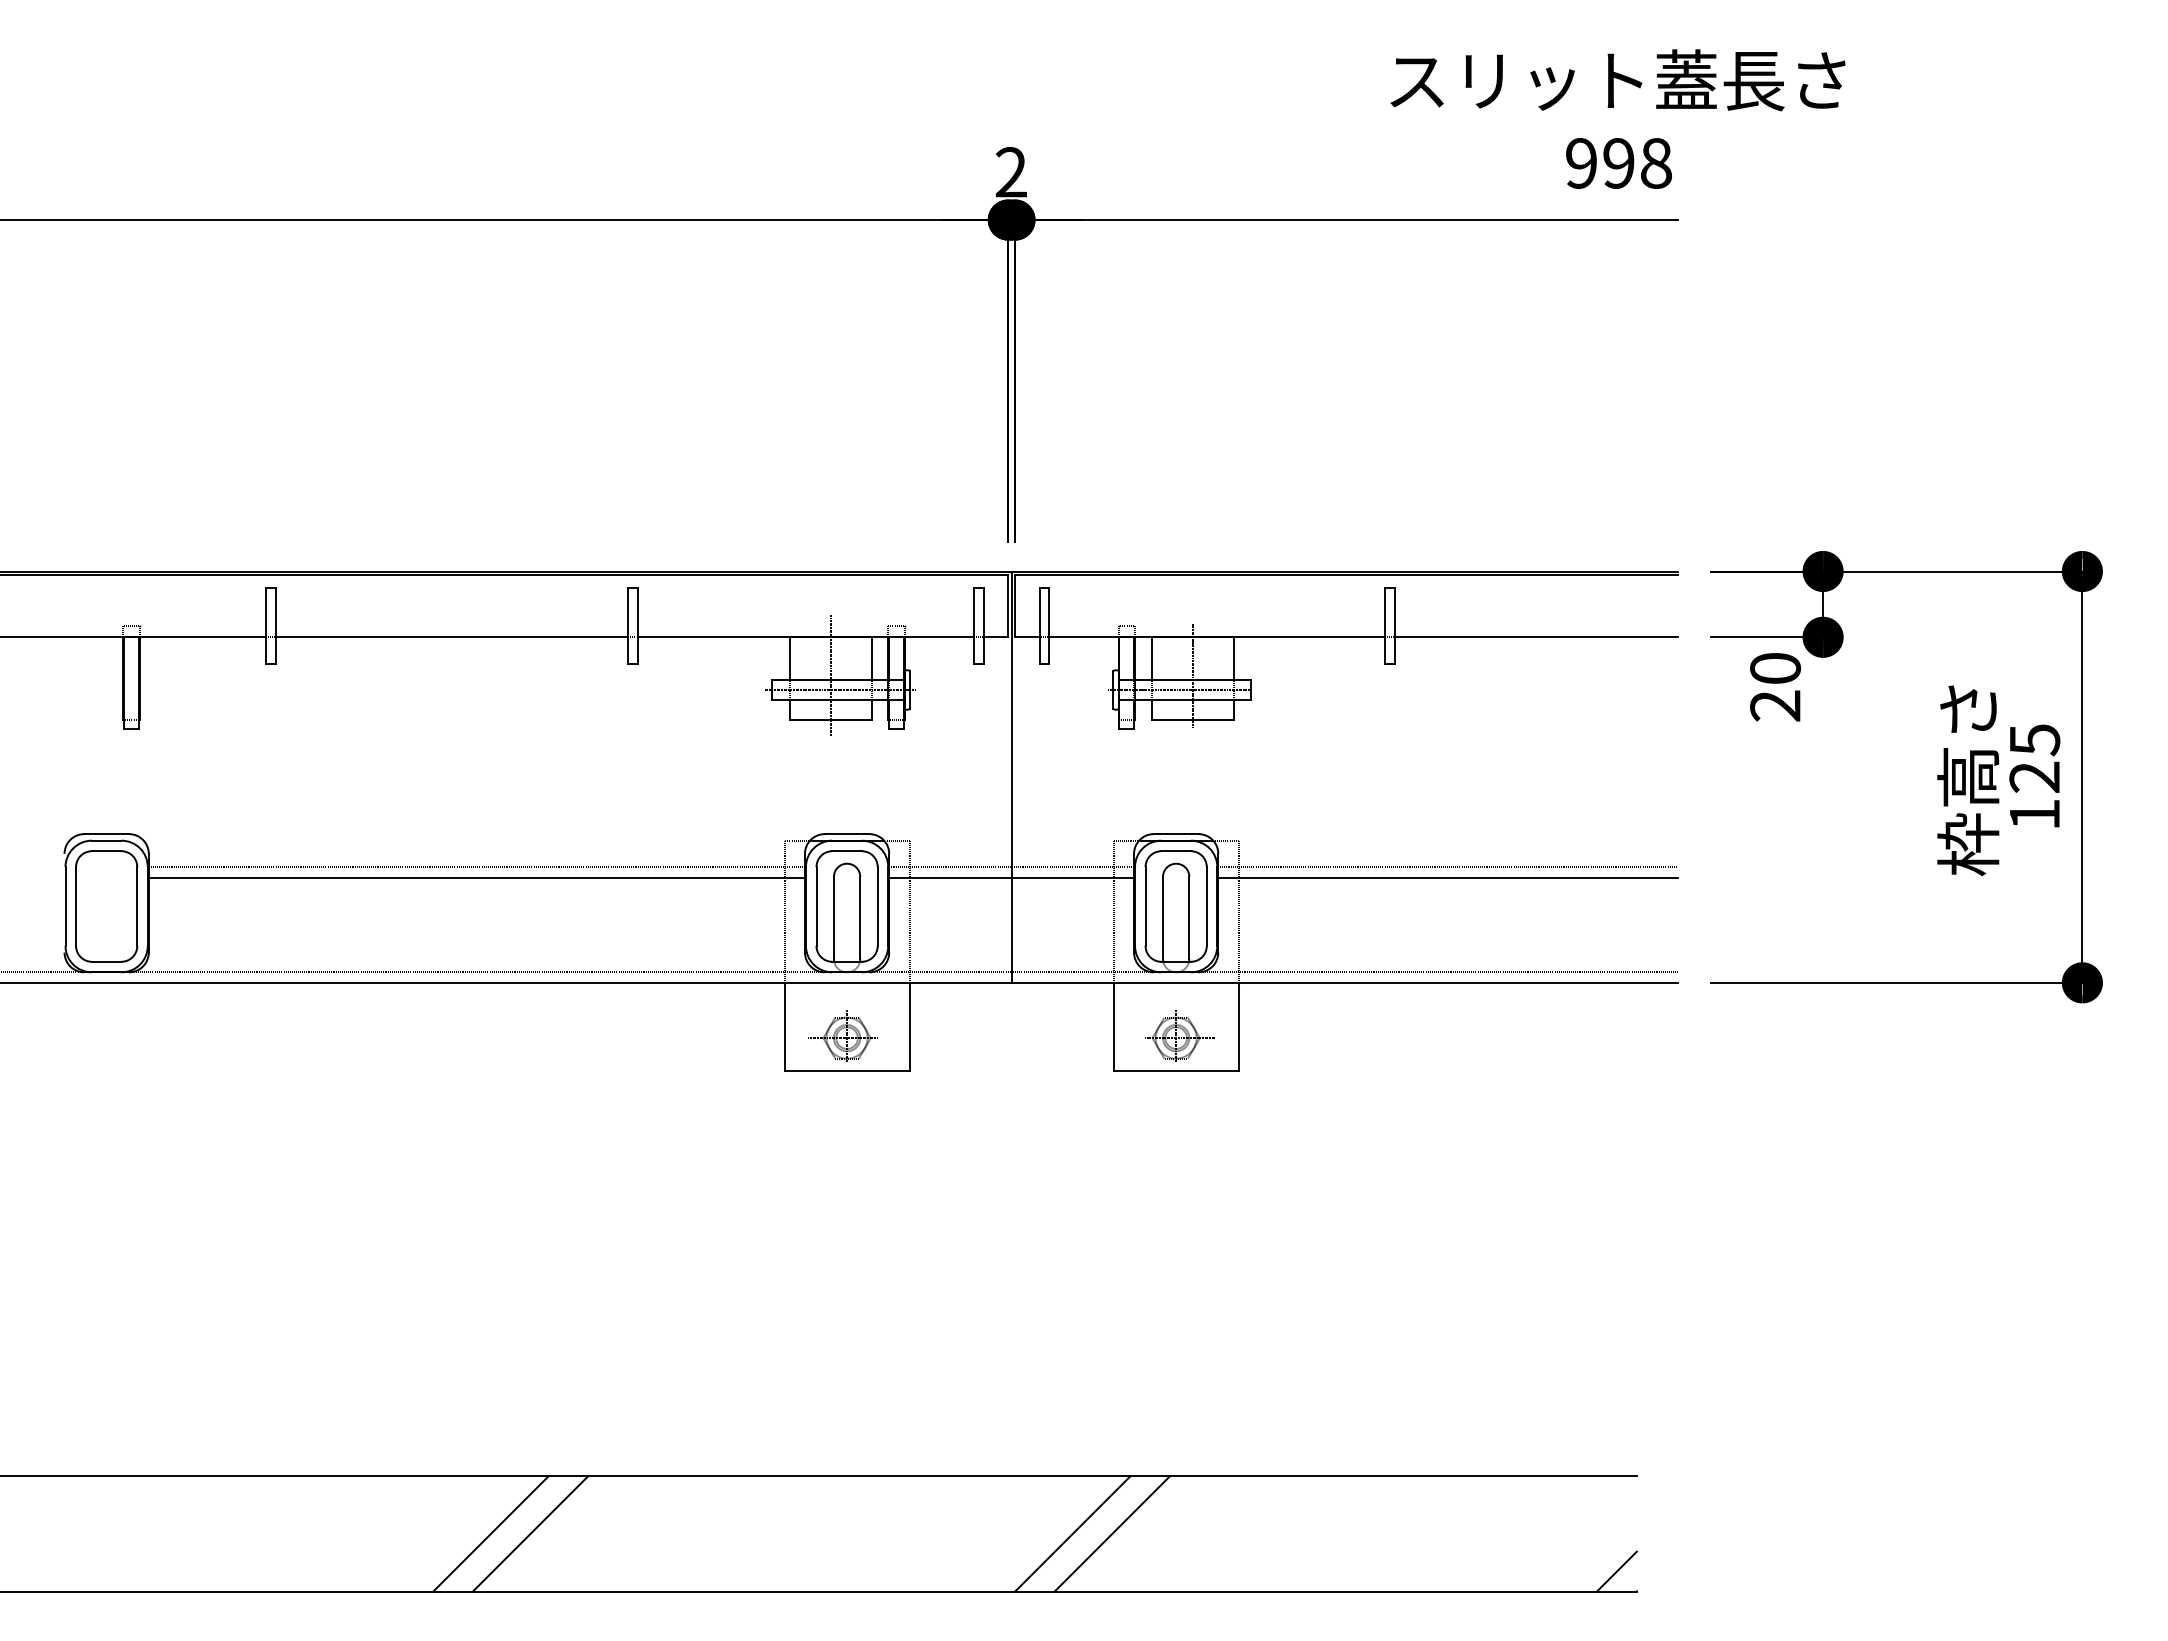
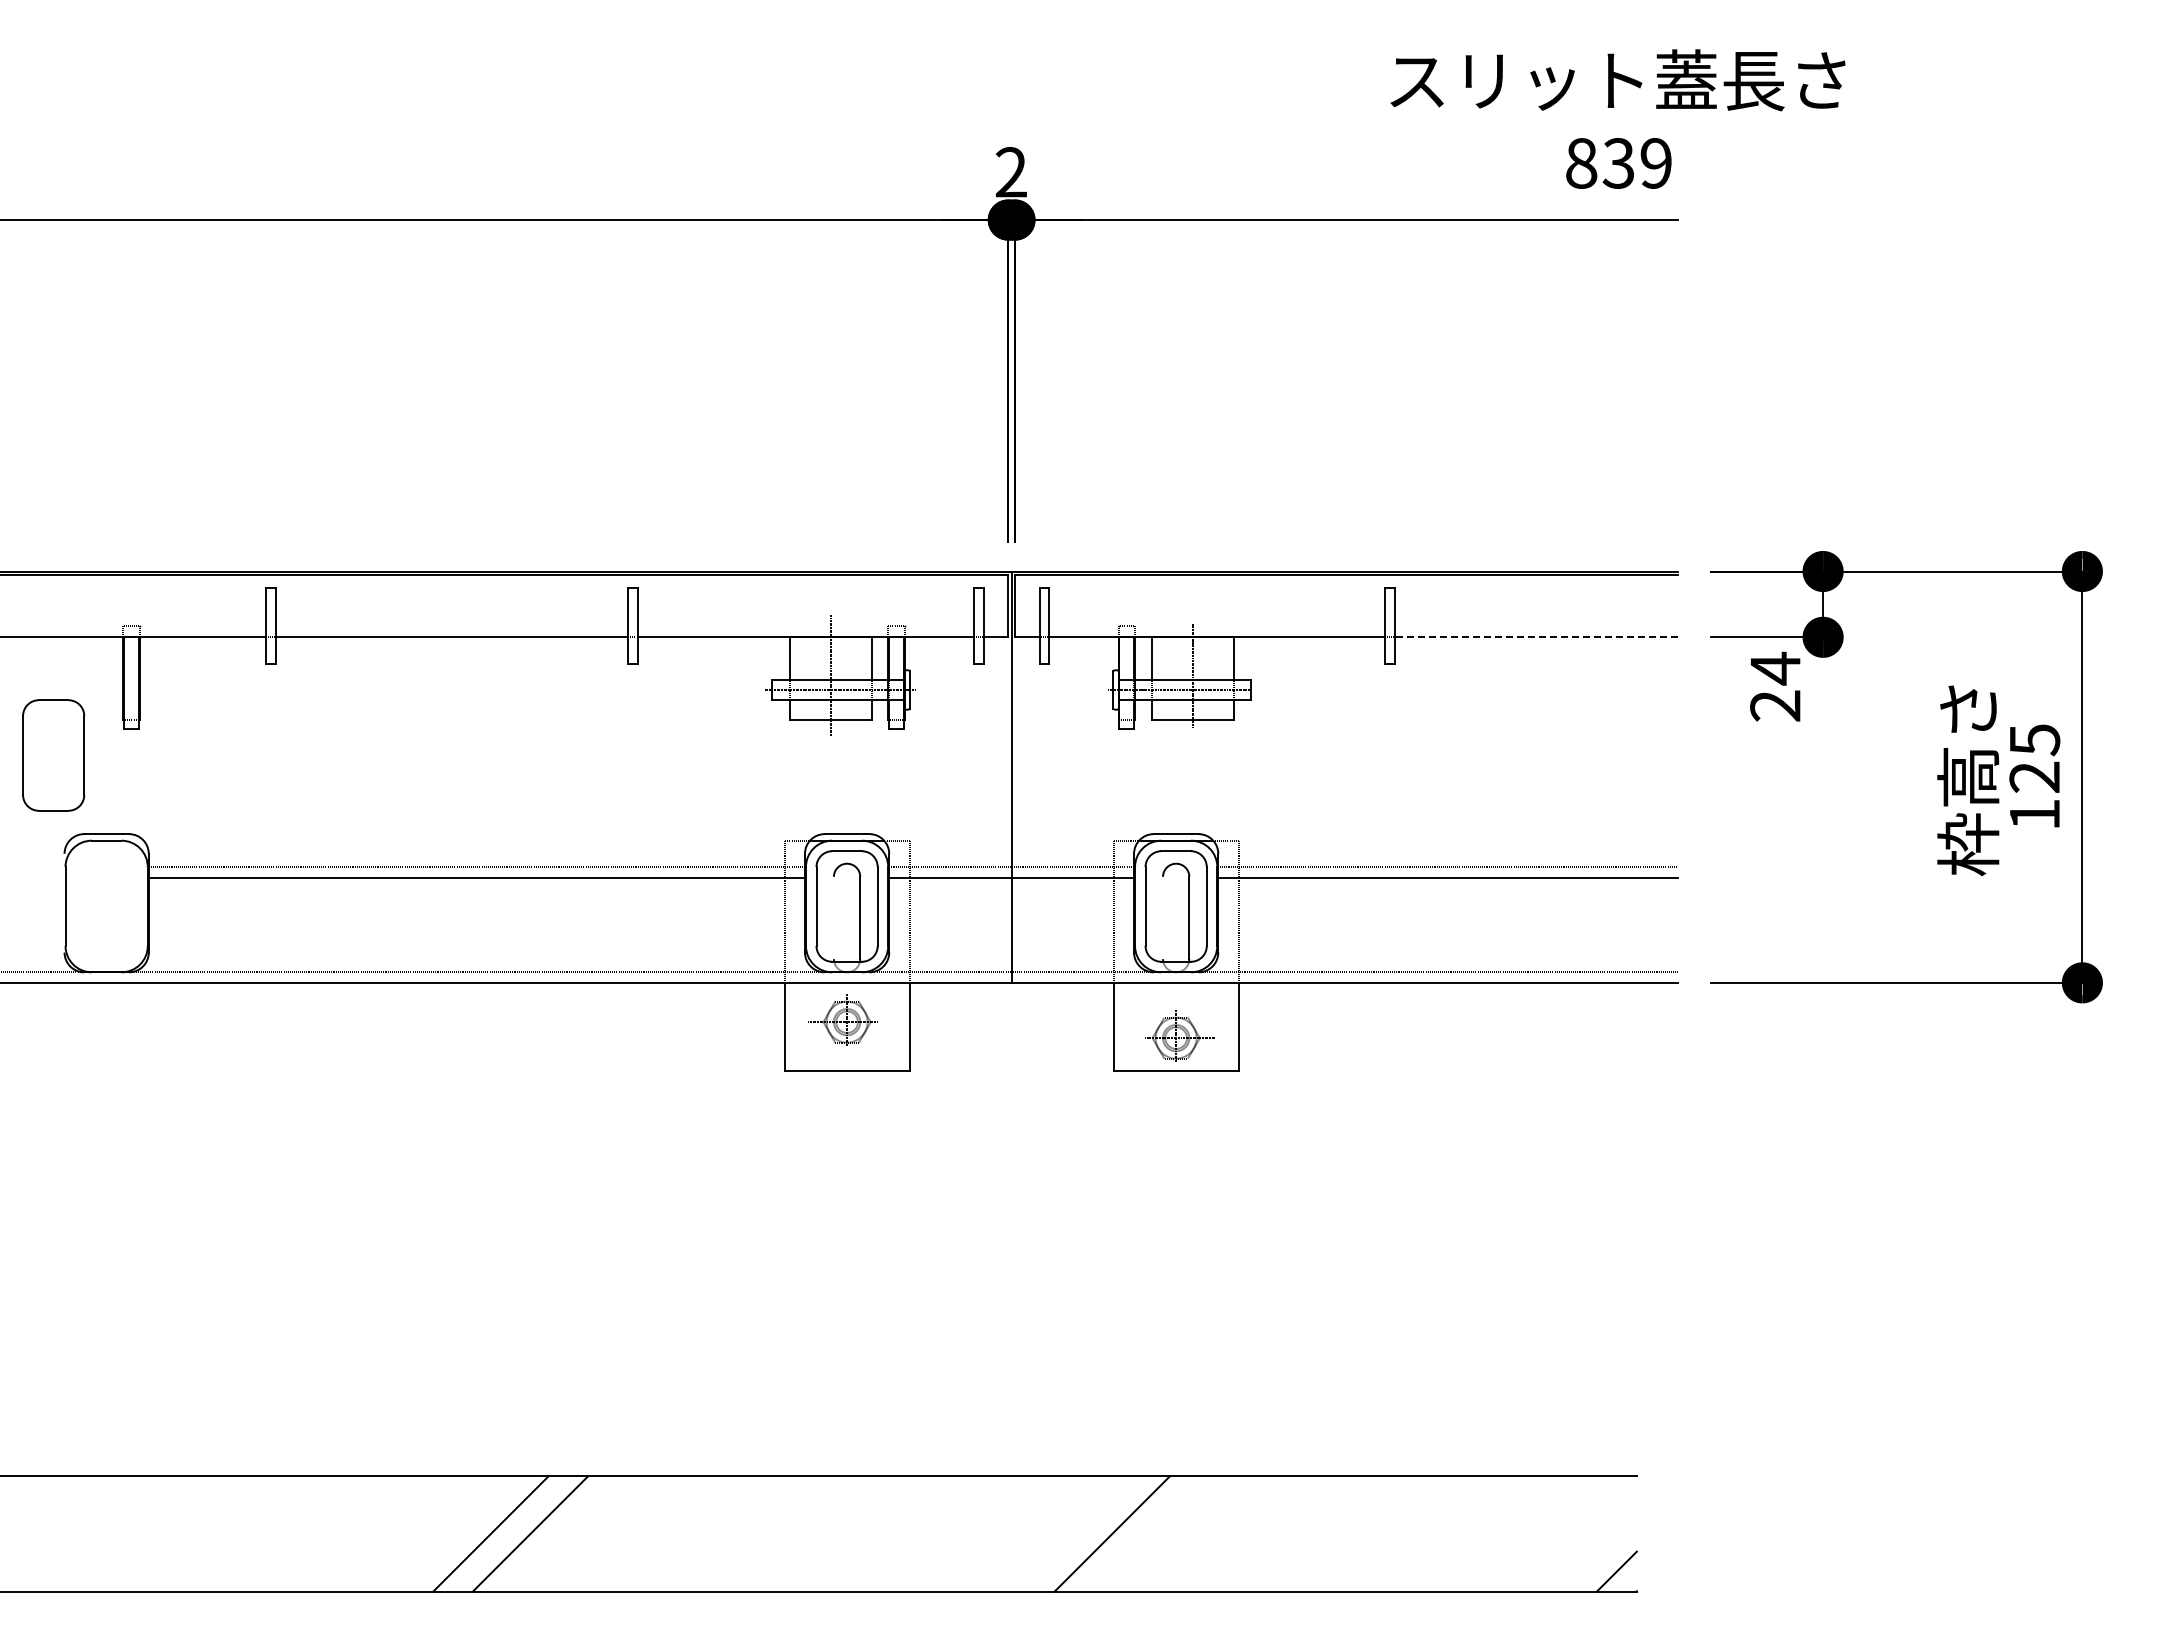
text: 998 -> 839 (1619, 163)
line: solid -> dashed (1536, 637)
text: 20 -> 24 (1775, 668)
part position: (106, 906) -> (53, 755) (53, 755)
line: present -> none (833, 917)
line: present -> none (1163, 917)
part position: (842, 1035) -> (842, 1019) (842, 1019)
line: present -> none (1072, 1533)
